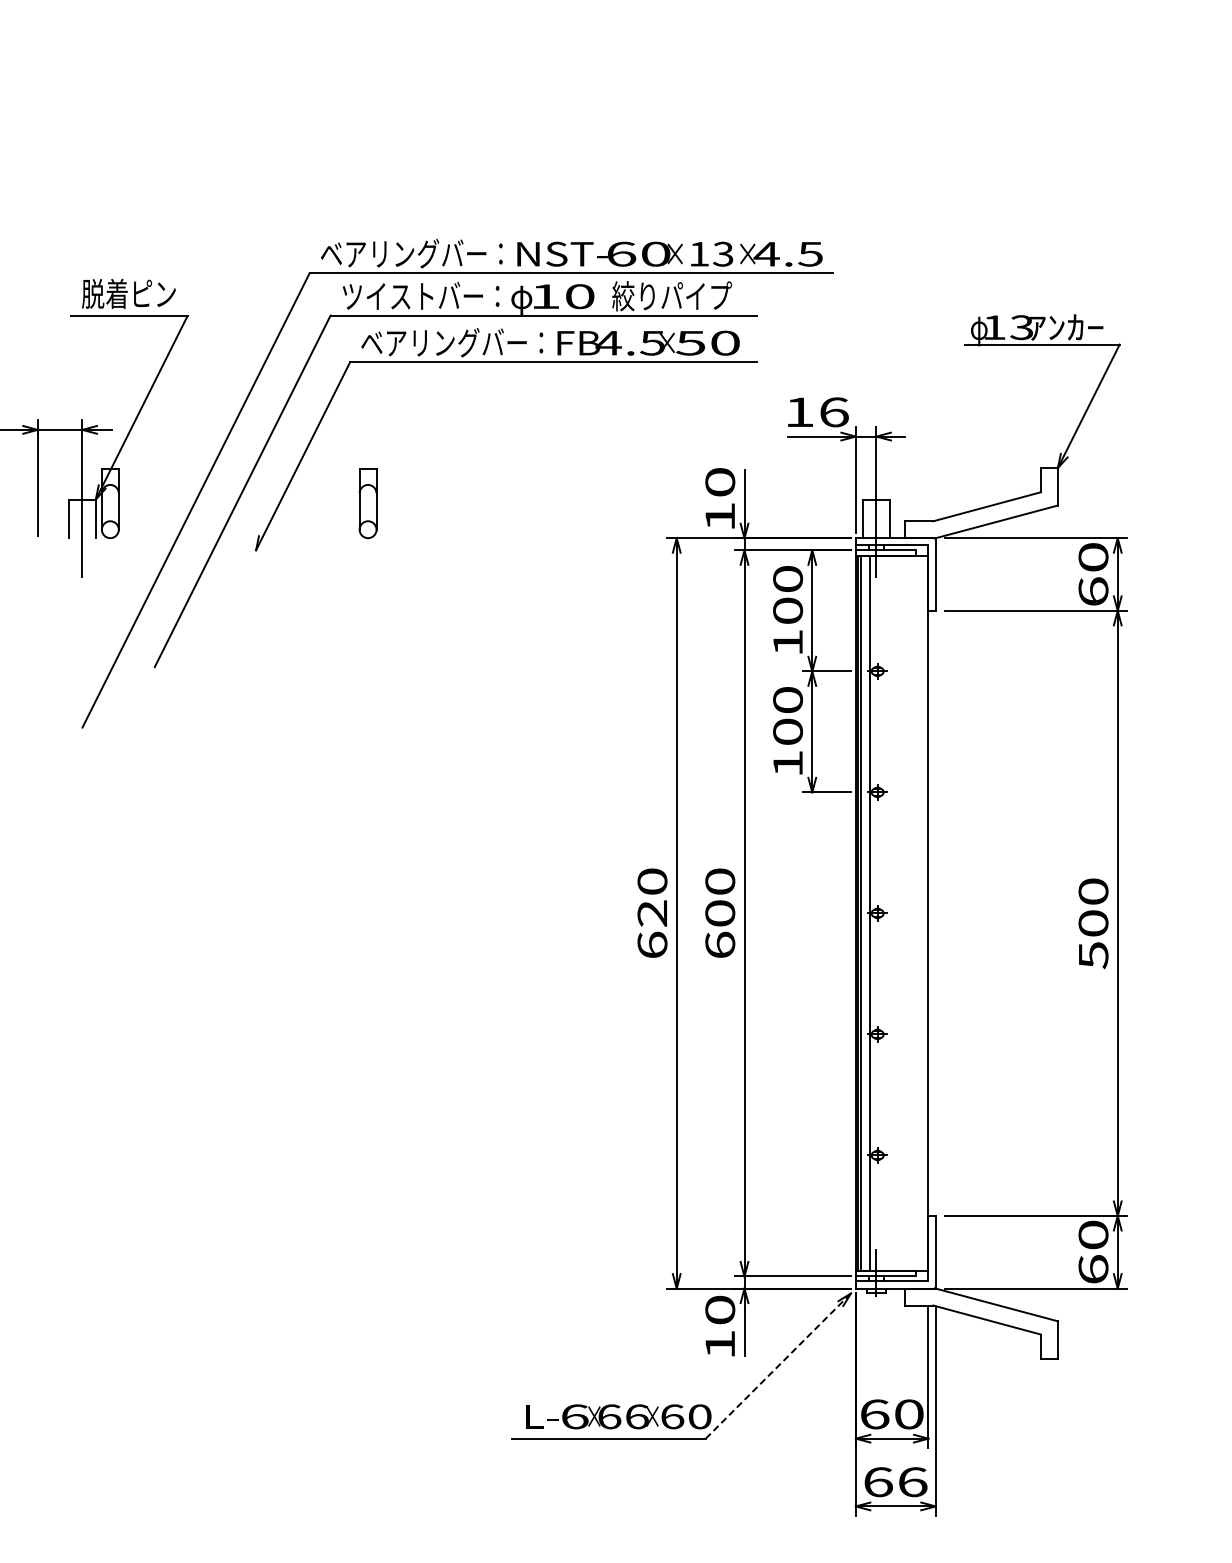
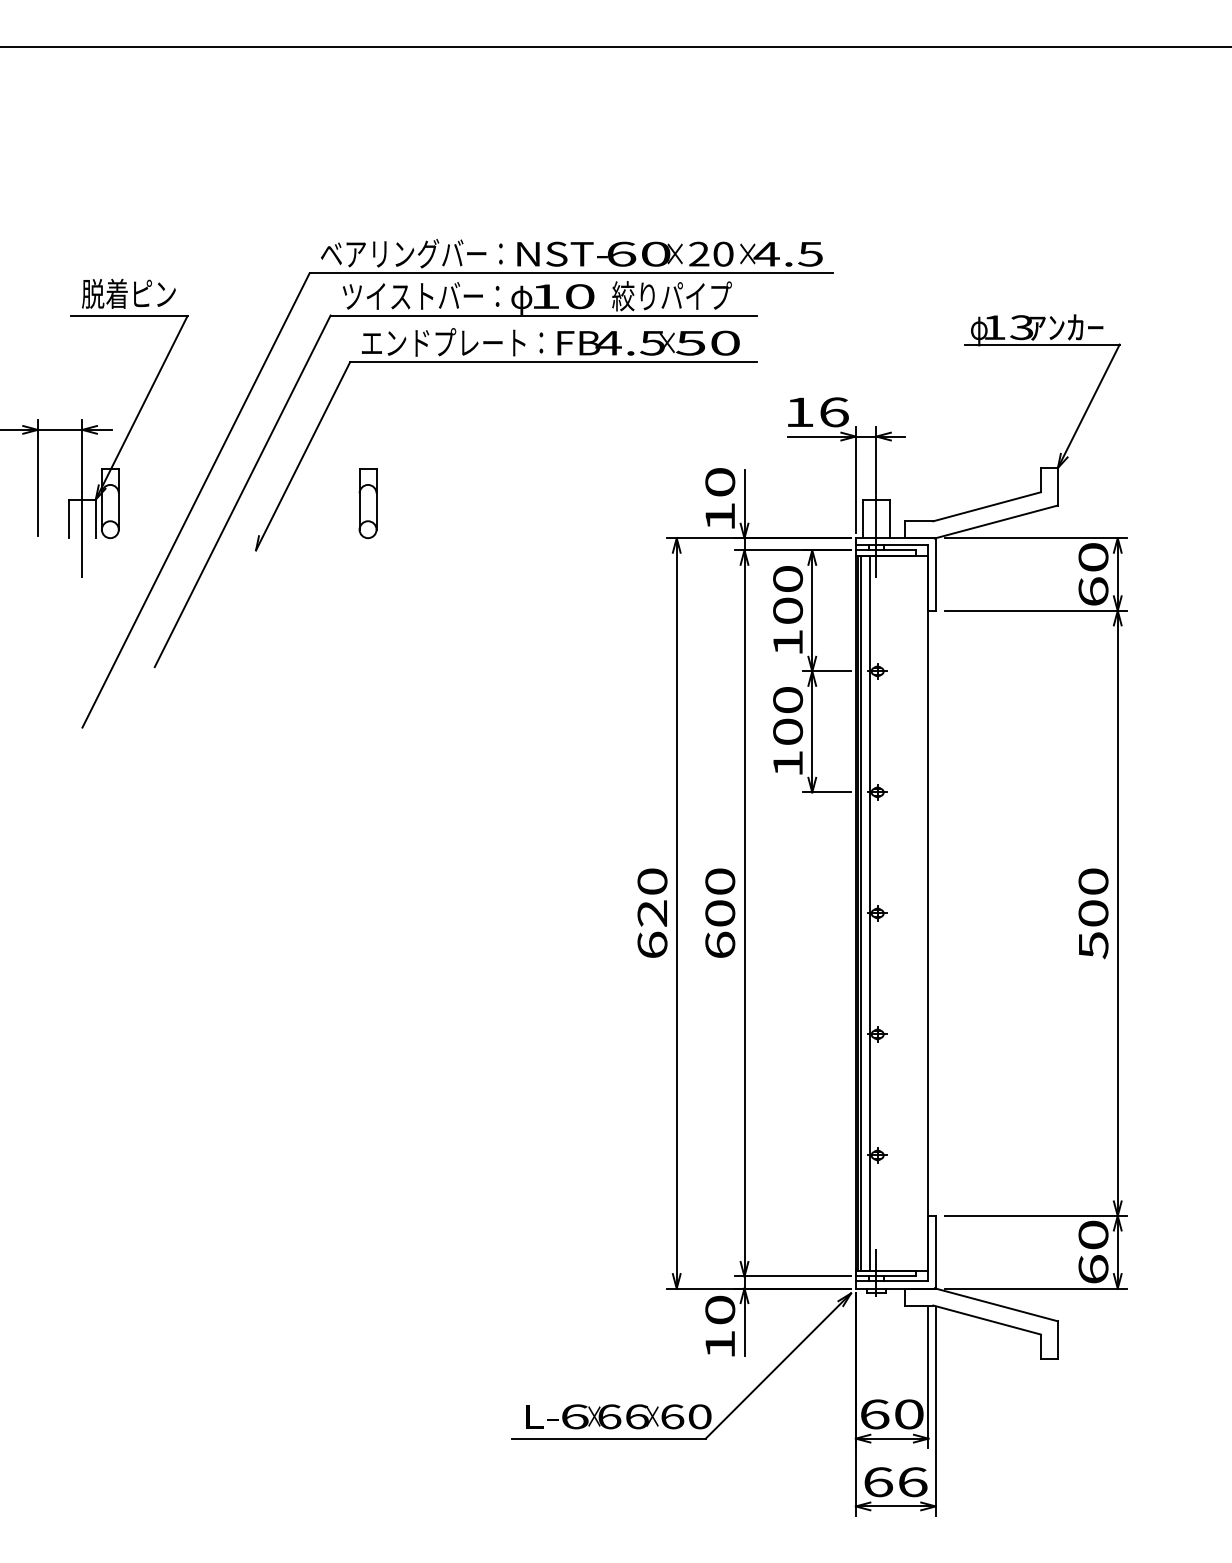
line: none -> present (615, 46)
text: 13 -> 20 (711, 253)
text: ベアリングバー： -> エンドプレート： (443, 342)
text position: (1093, 923) -> (1093, 913) (1093, 913)
line: dashed -> solid (778, 1366)
